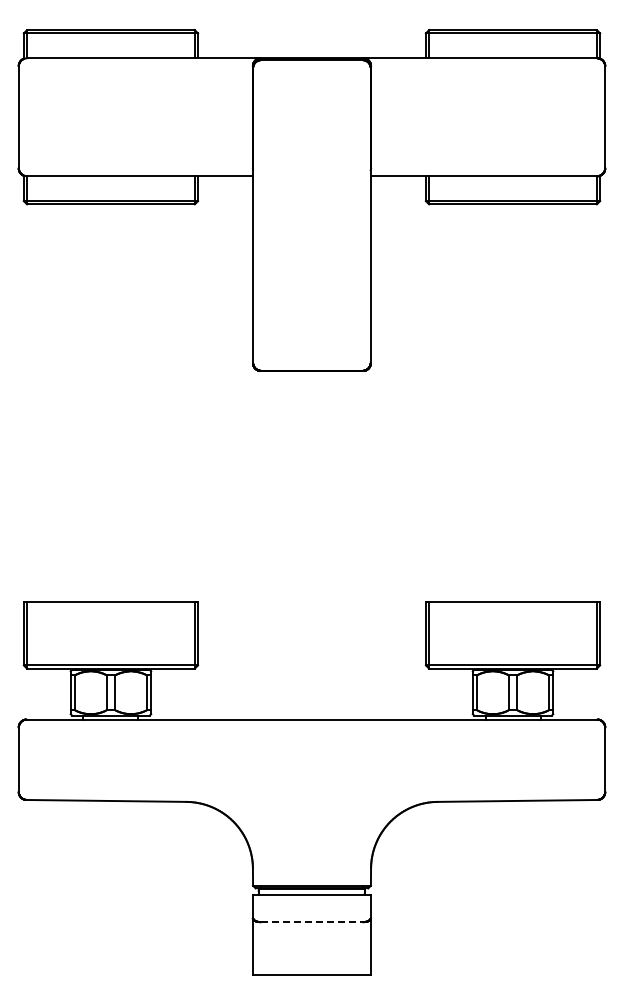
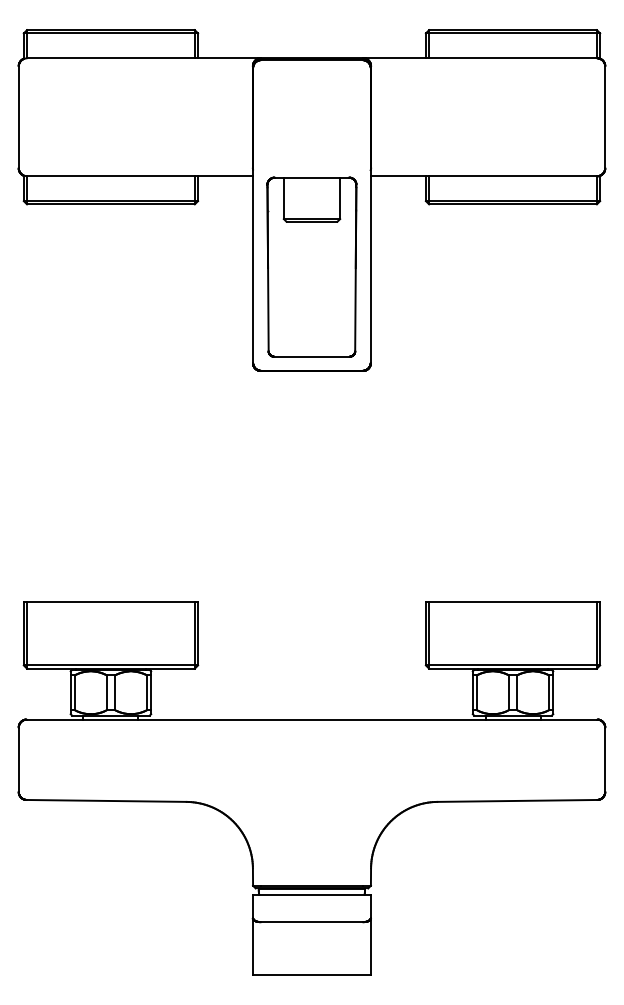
part: none -> present (311, 266)
line: dashed -> solid (311, 922)
